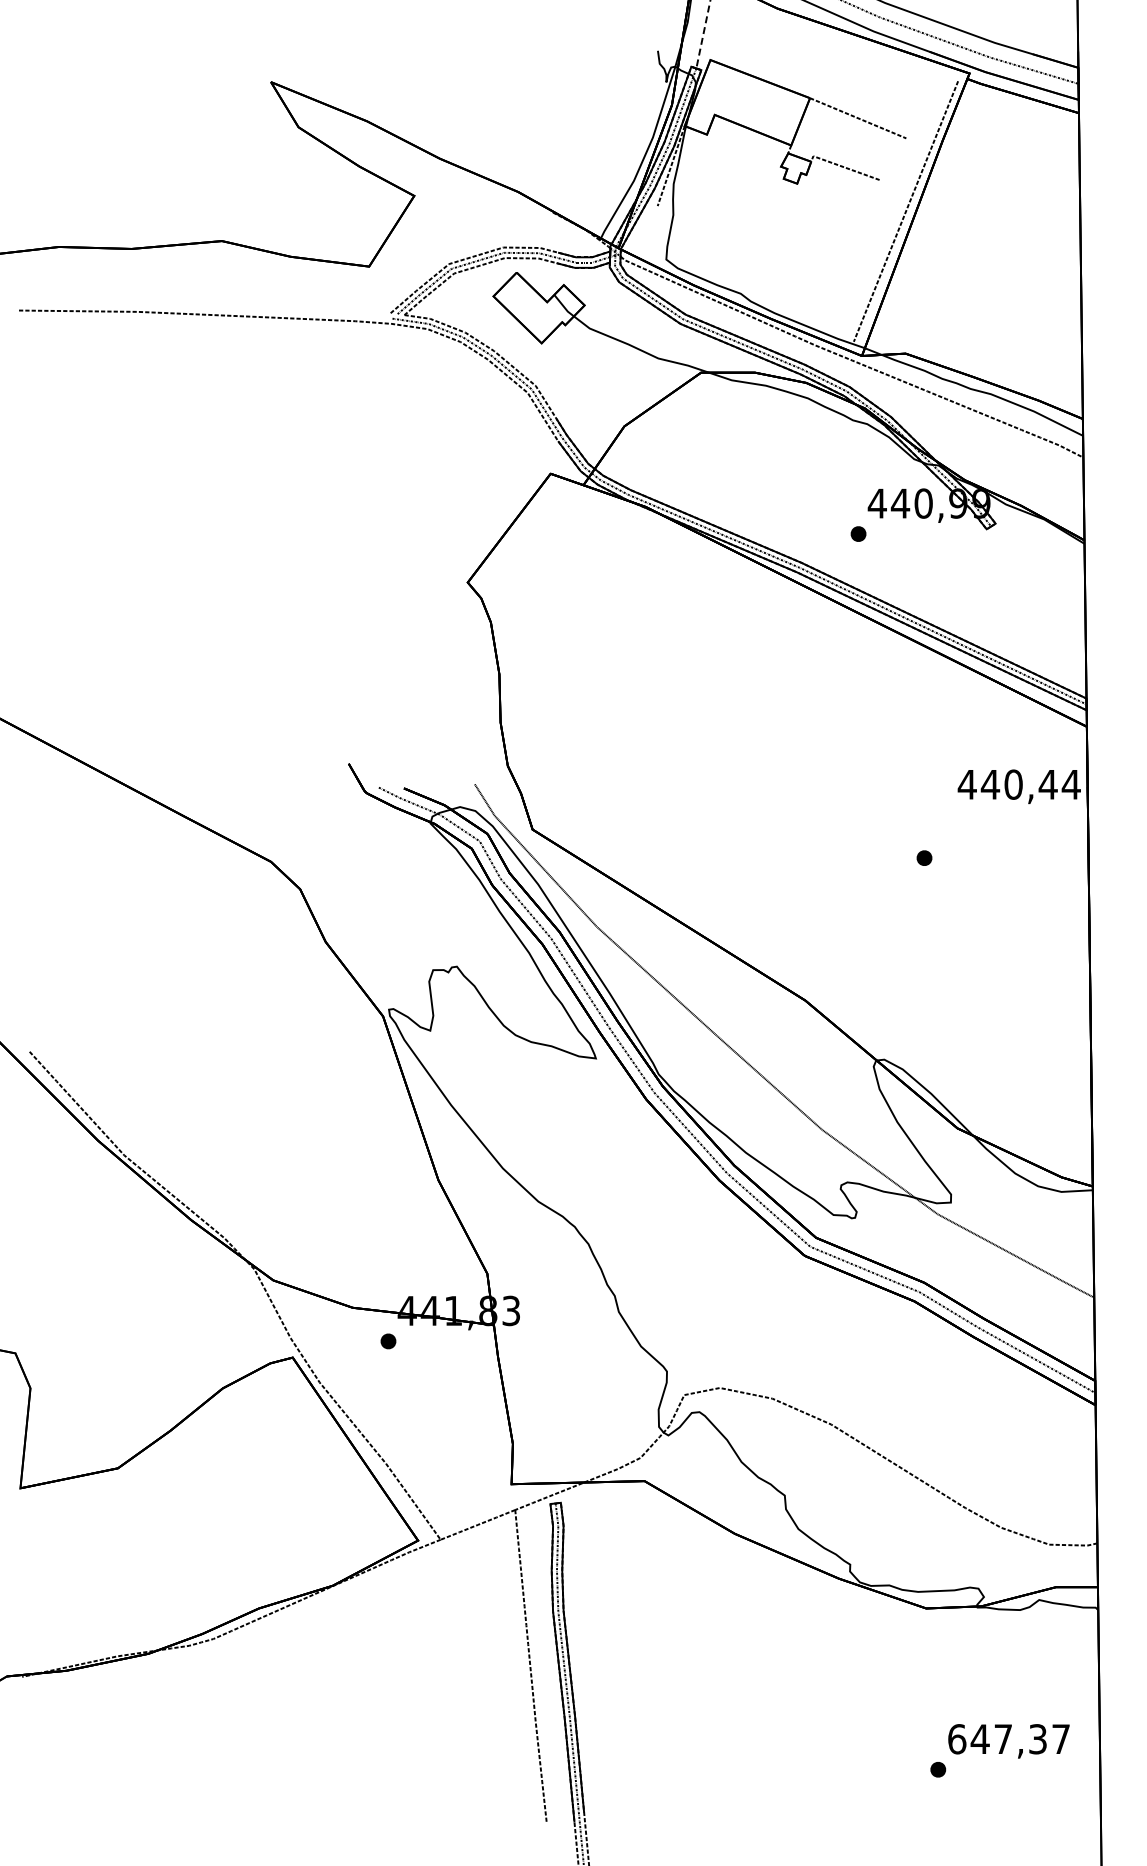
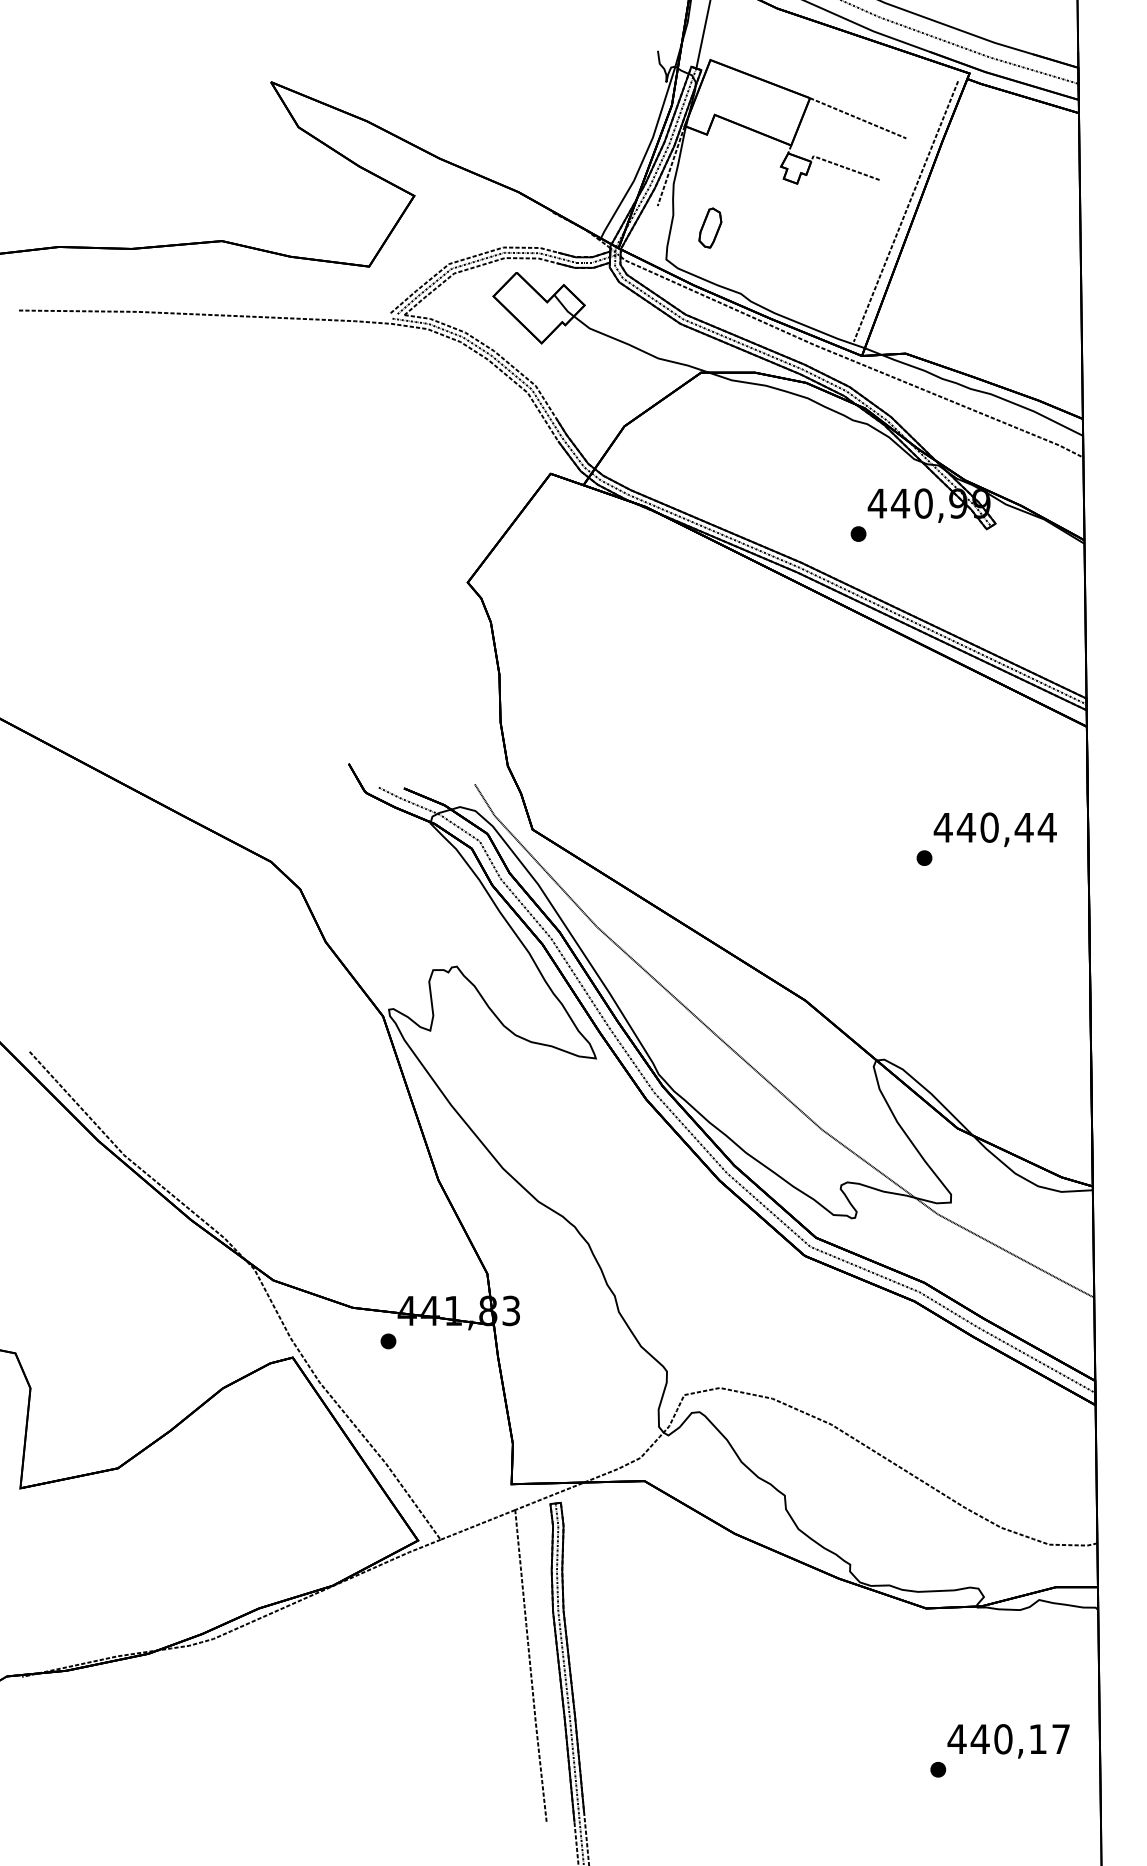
line: dashed -> solid (703, 34)
part: none -> present (710, 227)
text position: (1018, 786) -> (994, 829) (994, 829)
text: 647,37 -> 440,17 (996, 1739)
